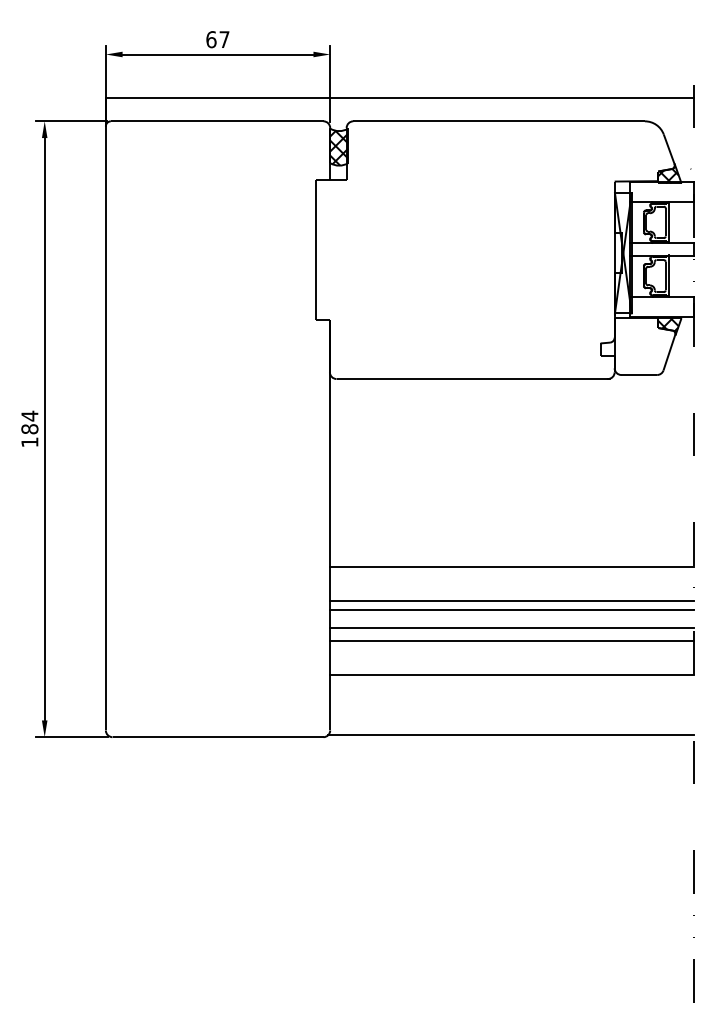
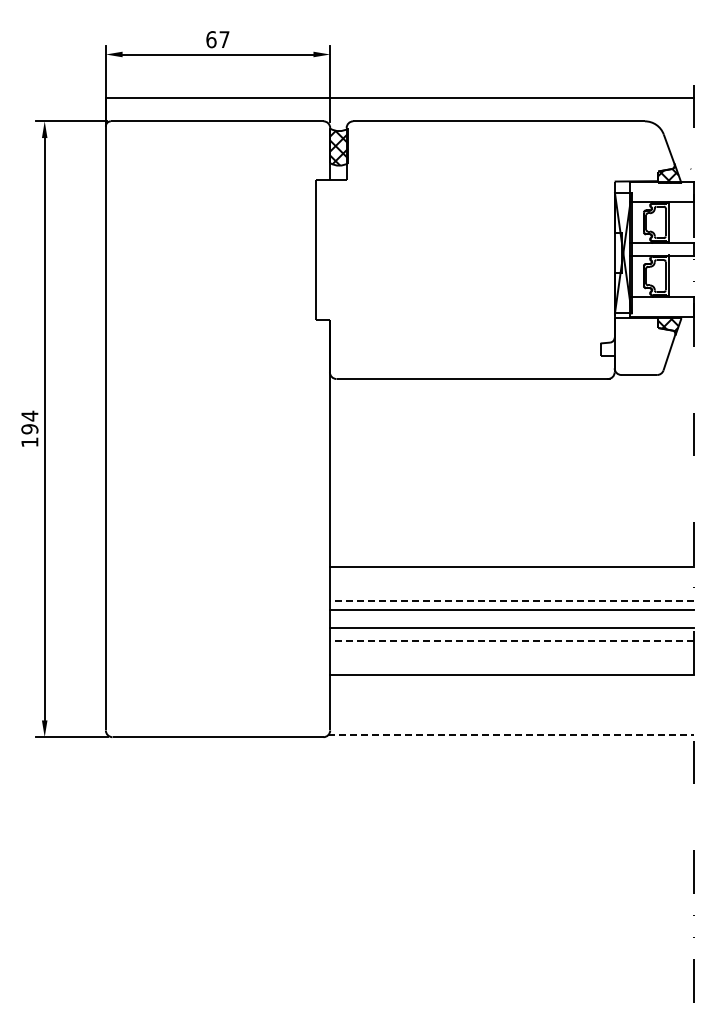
text: 184 -> 194 (29, 429)
line: solid -> dashed (511, 600)
line: solid -> dashed (511, 641)
line: solid -> dashed (511, 735)
